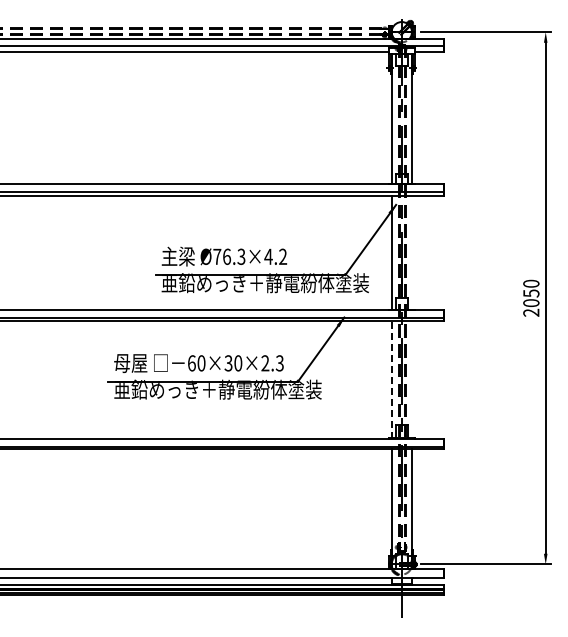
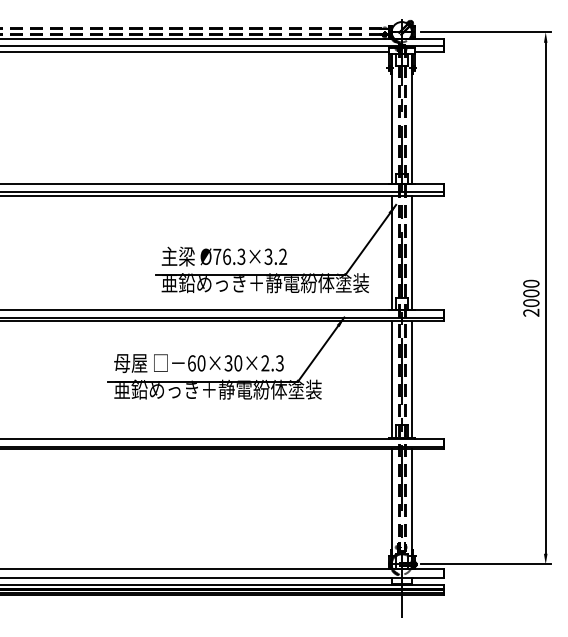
line: none -> present (411, 252)
text: Ø76.3×4.2 -> Ø76.3×3.2 (268, 256)
text: 2050 -> 2000 (531, 293)
line: none -> present (411, 379)
line: dashed -> solid (391, 380)
